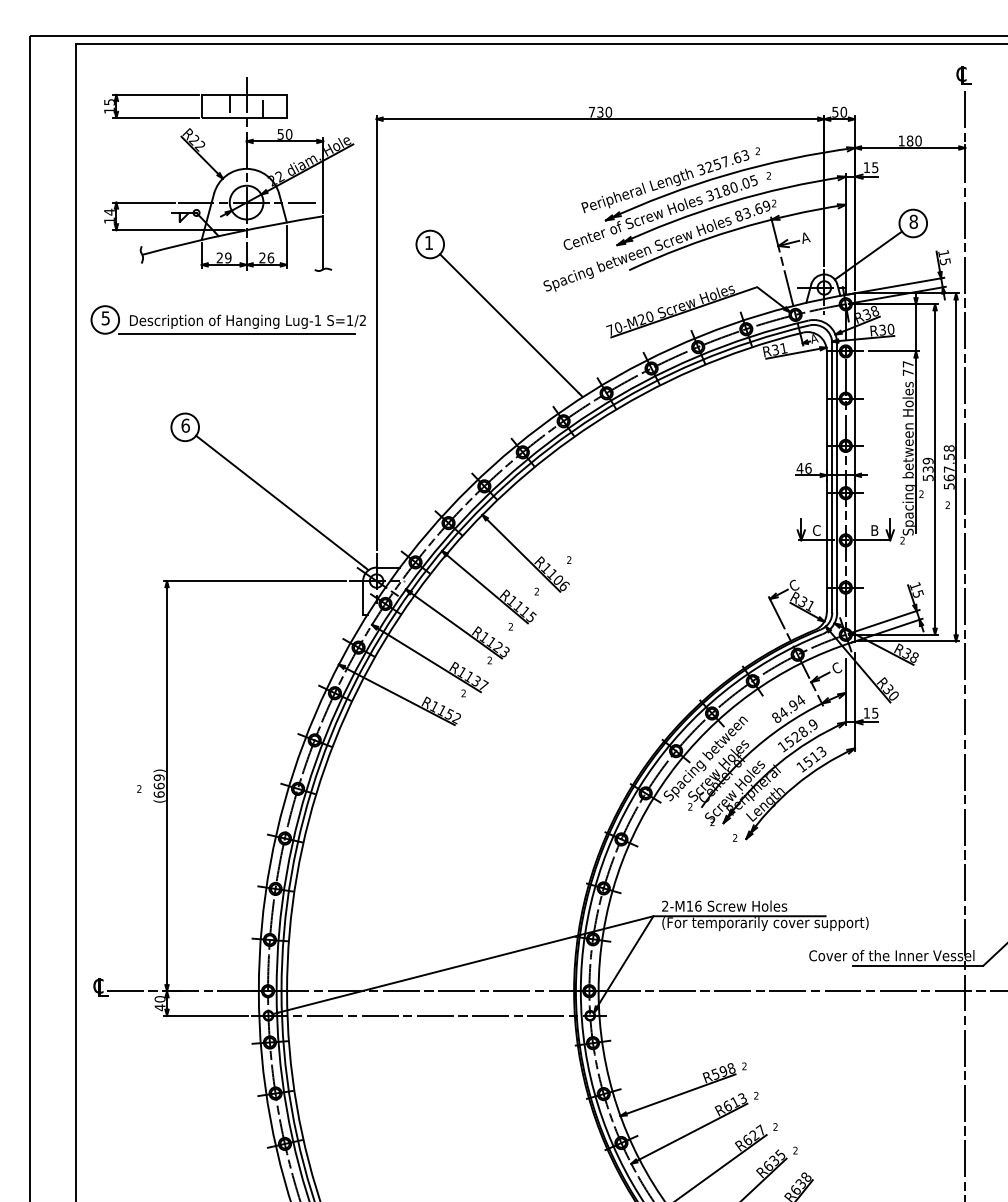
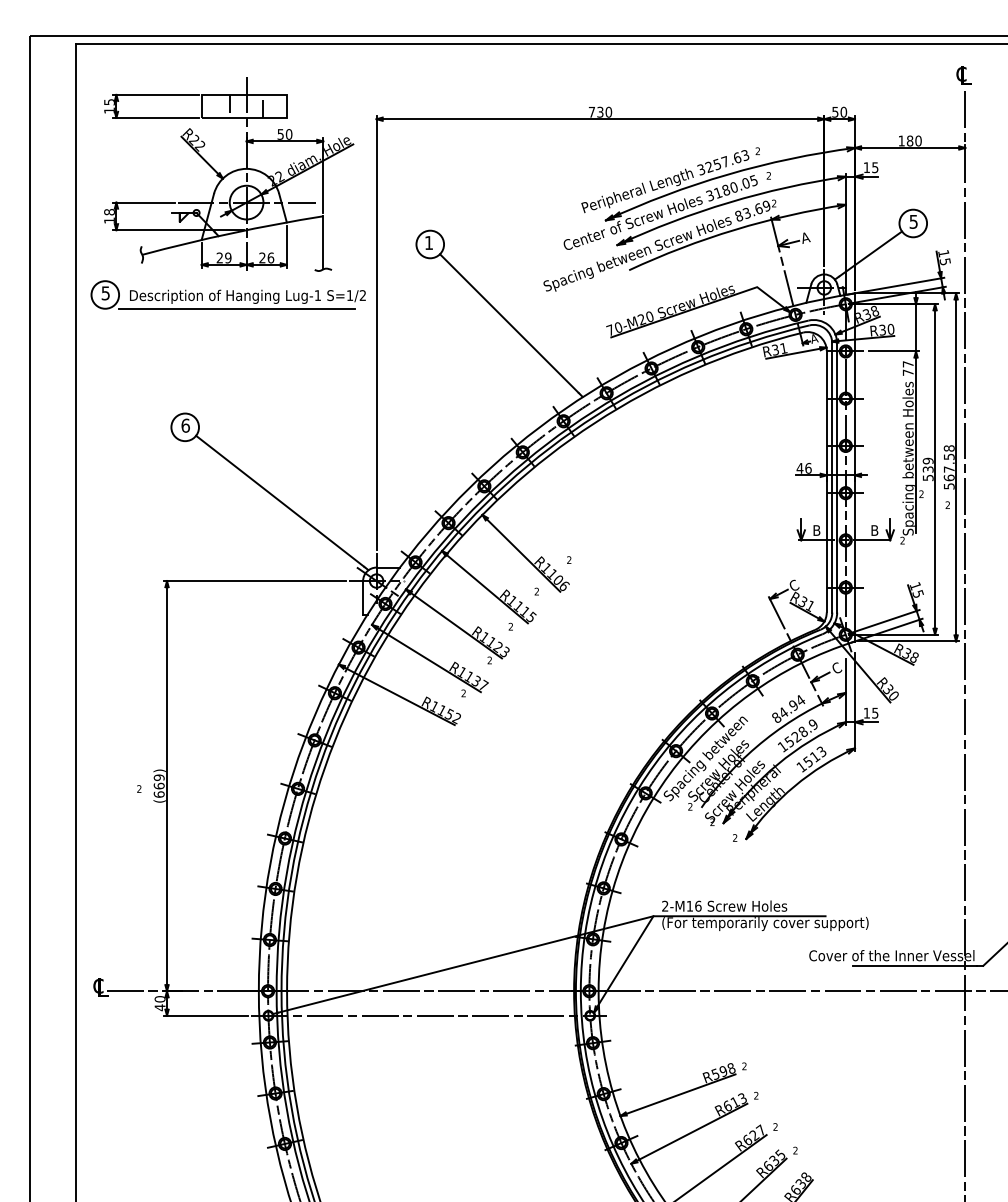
text: 14 -> 18 (109, 211)
text: 8 -> 5 (913, 221)
part position: (227, 319) -> (227, 294) (227, 294)
text: C -> B (816, 530)
